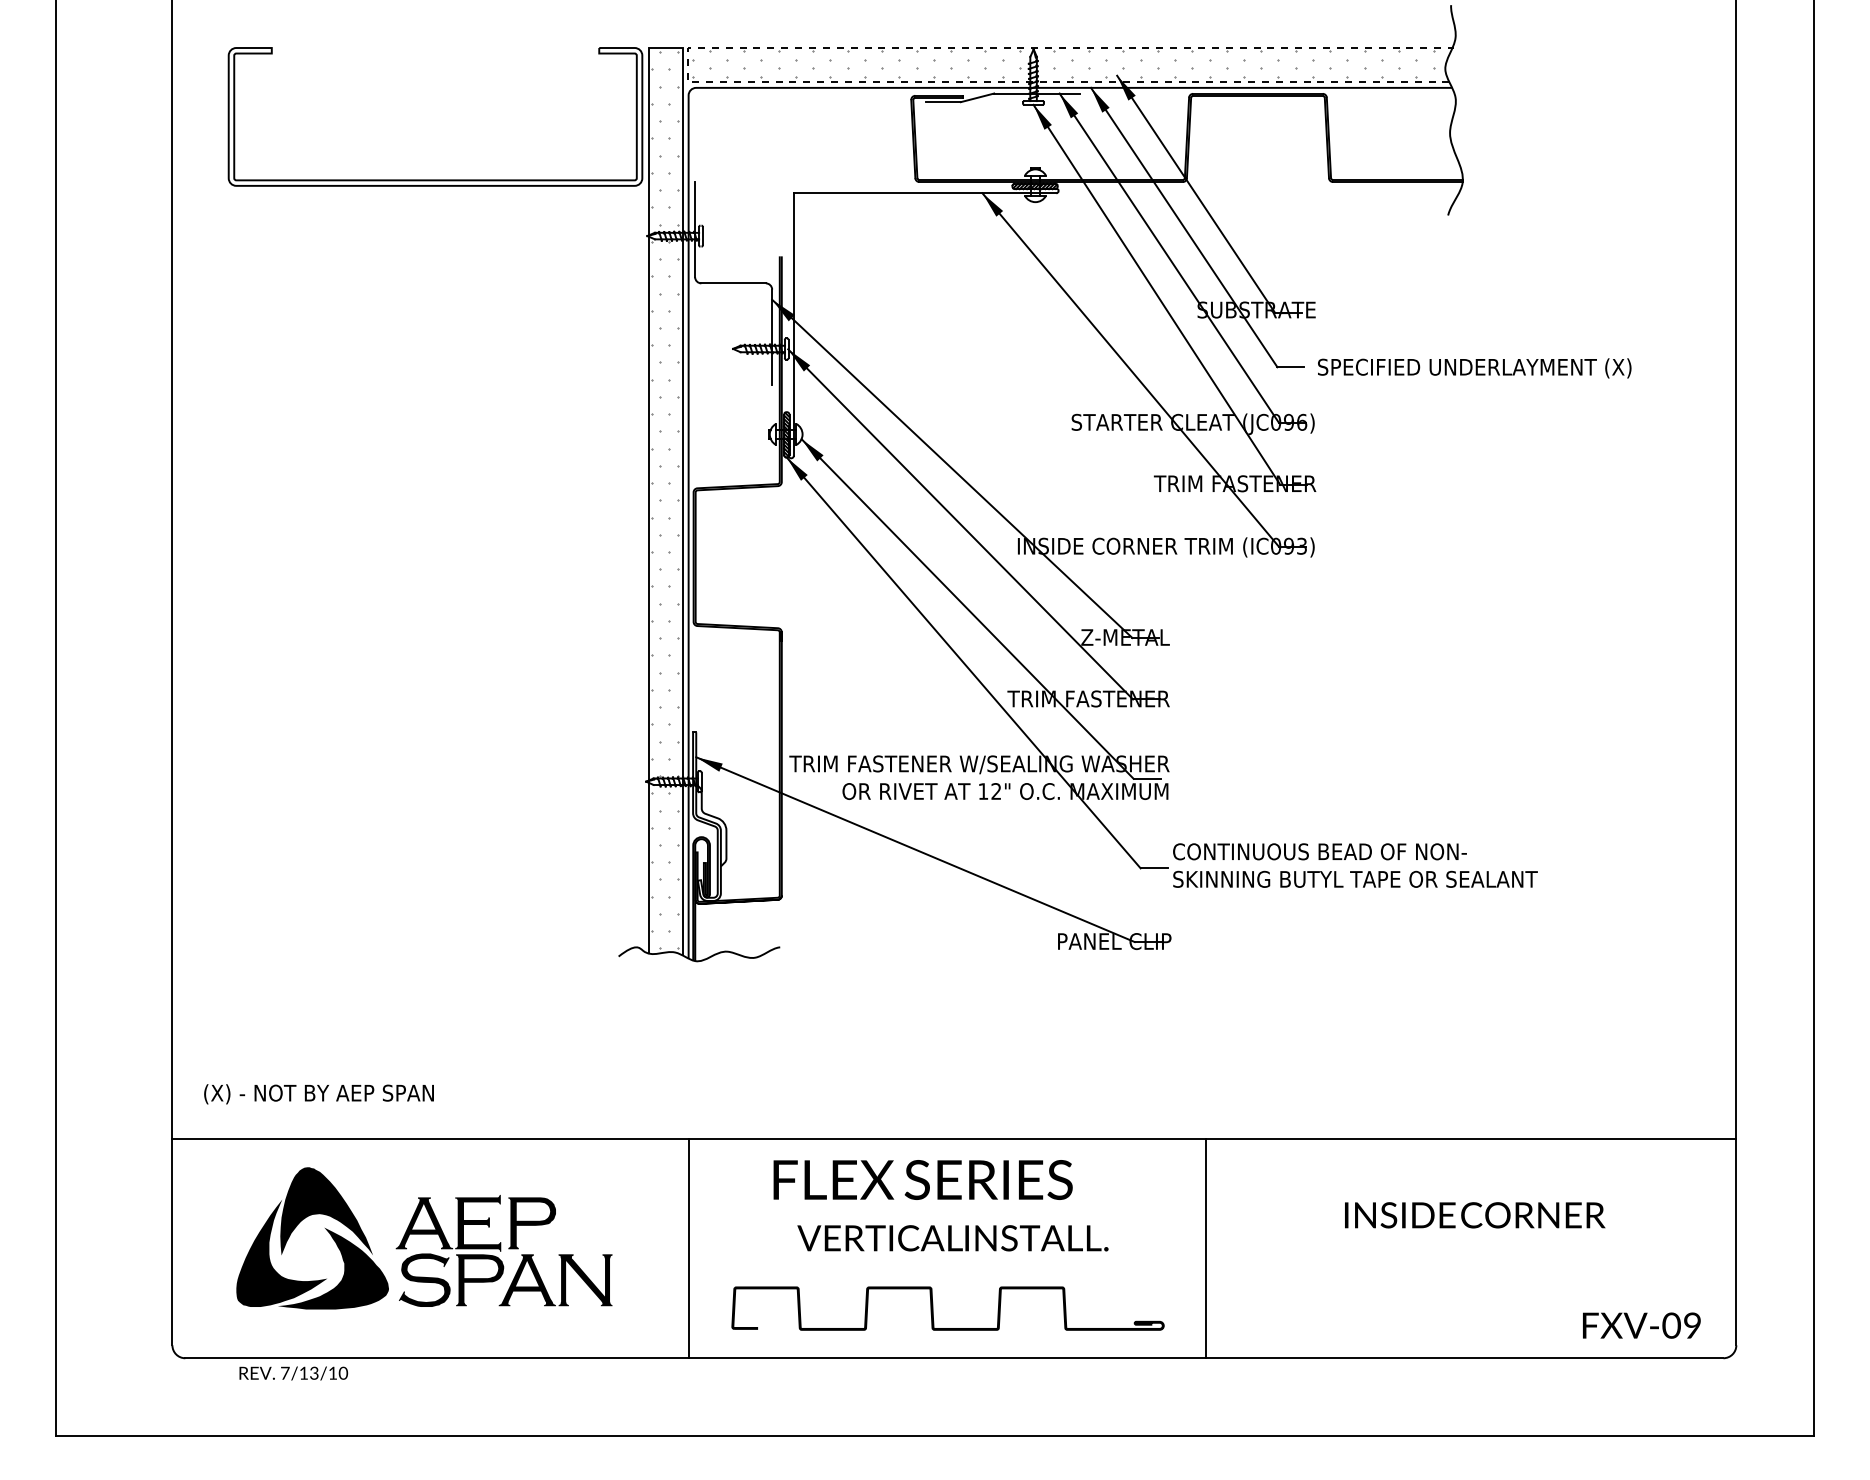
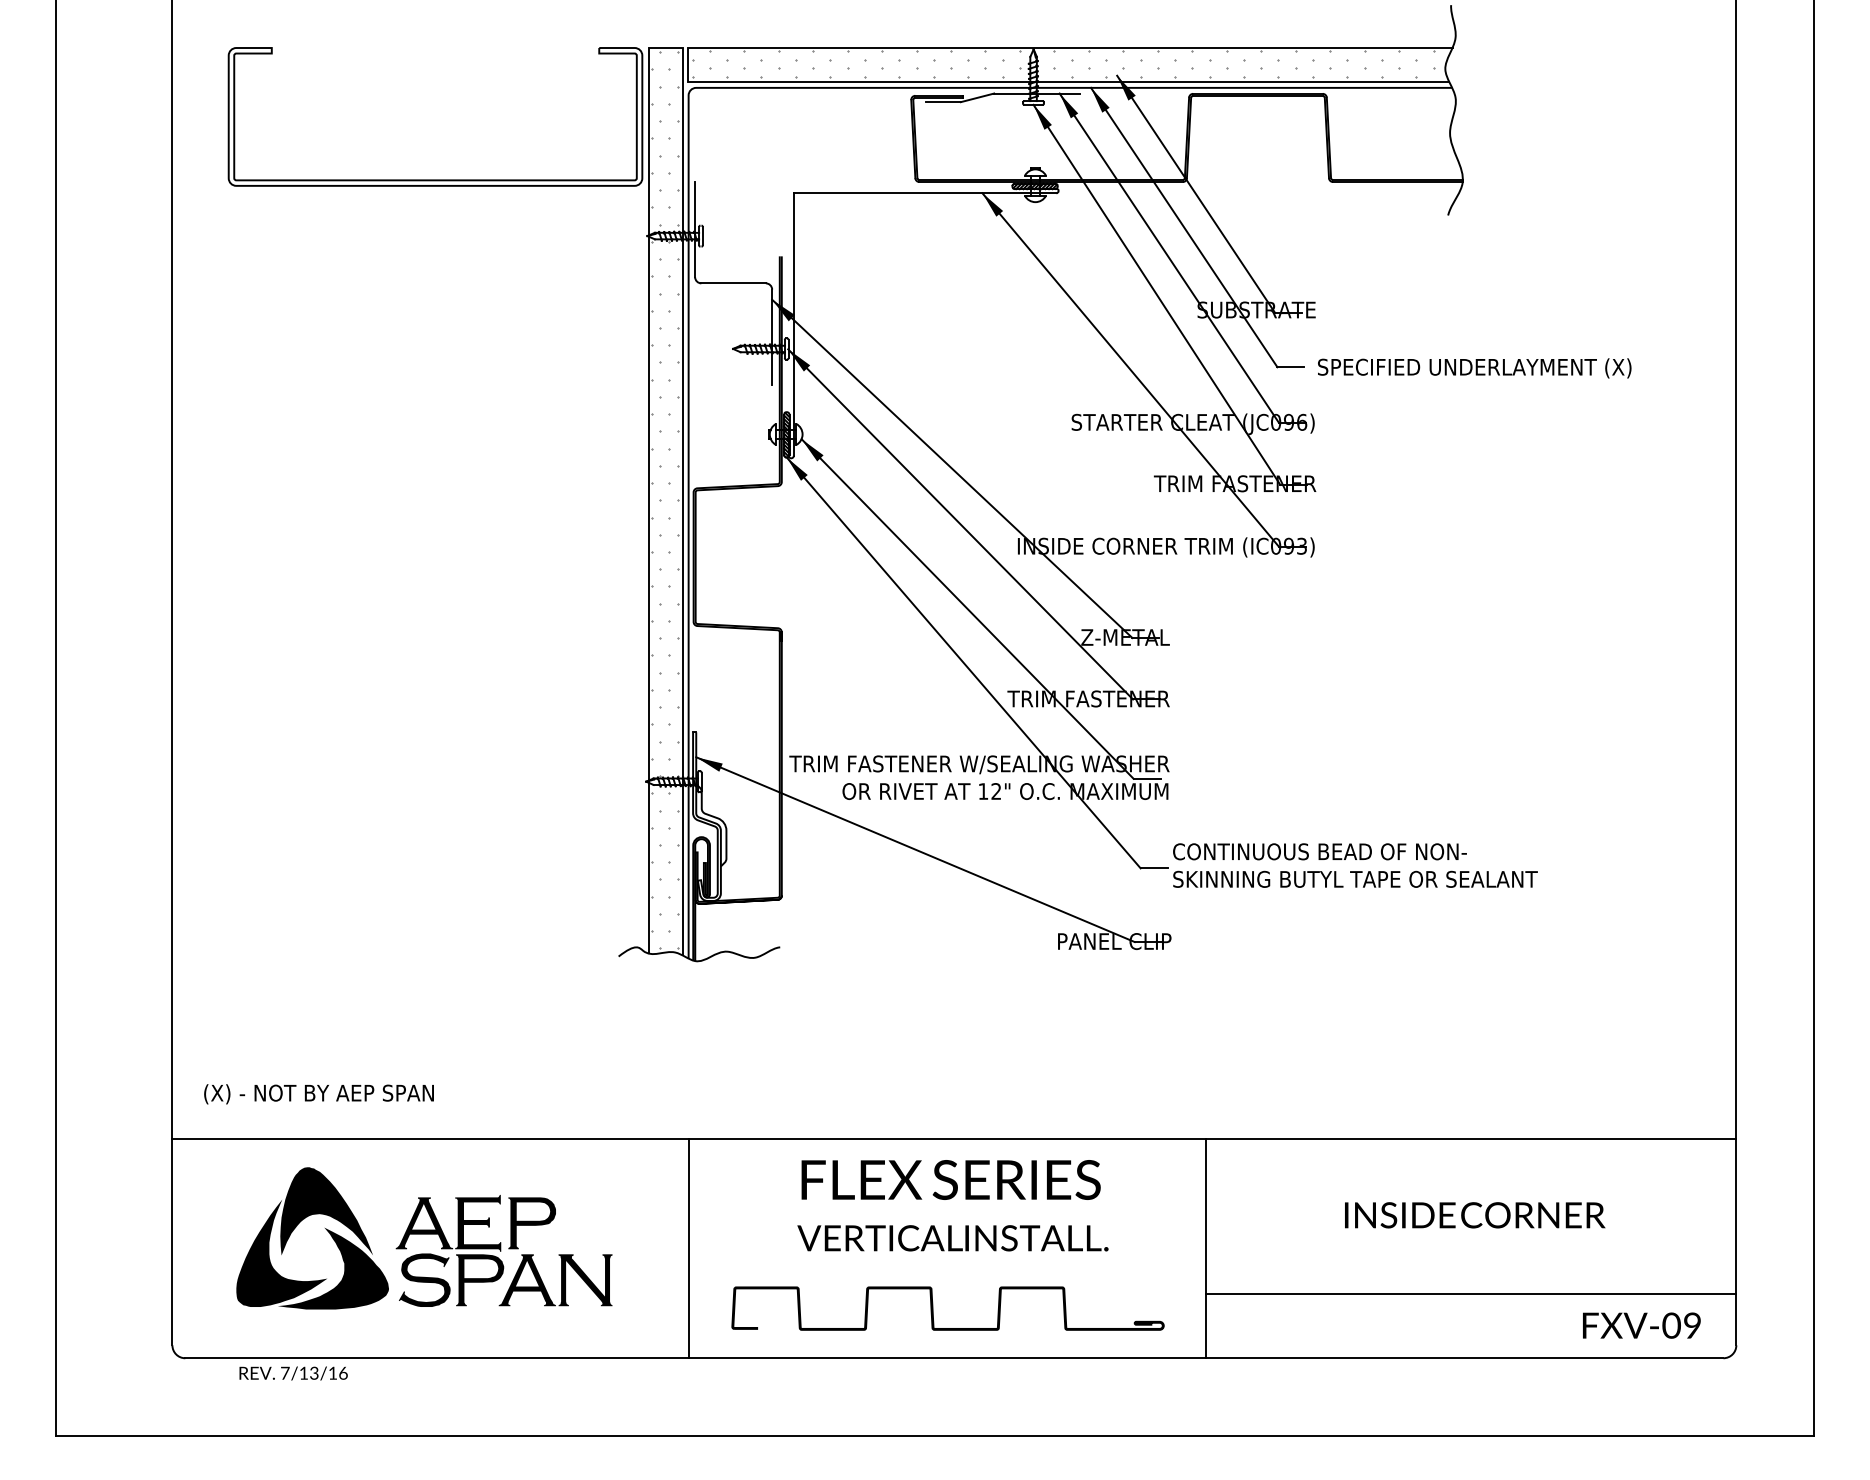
line: dashed -> solid (687, 62)
text position: (922, 1179) -> (950, 1179) (950, 1179)
line: none -> present (1471, 1293)
text: 7/13/10 -> 7/13/16 (343, 1372)
